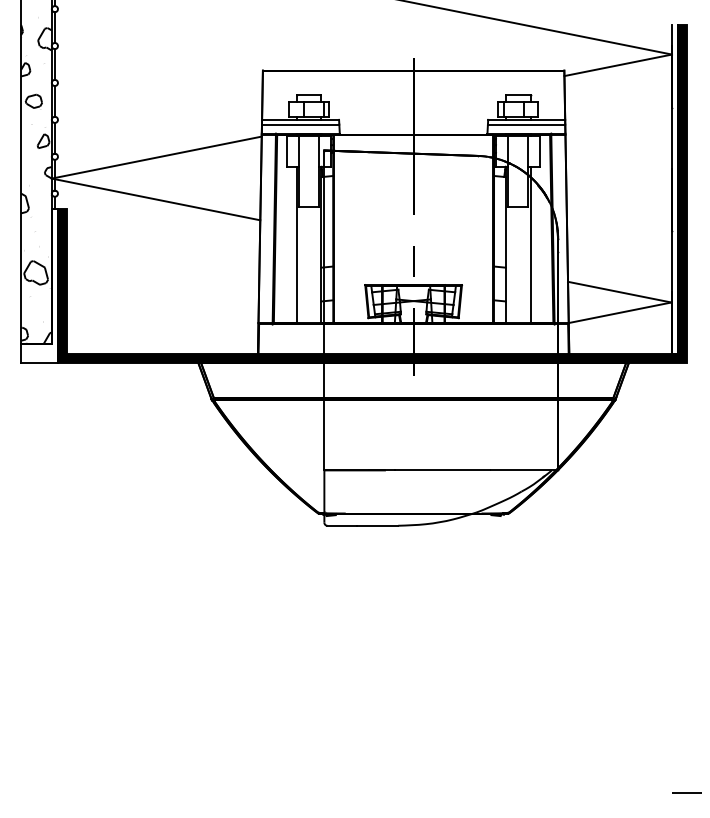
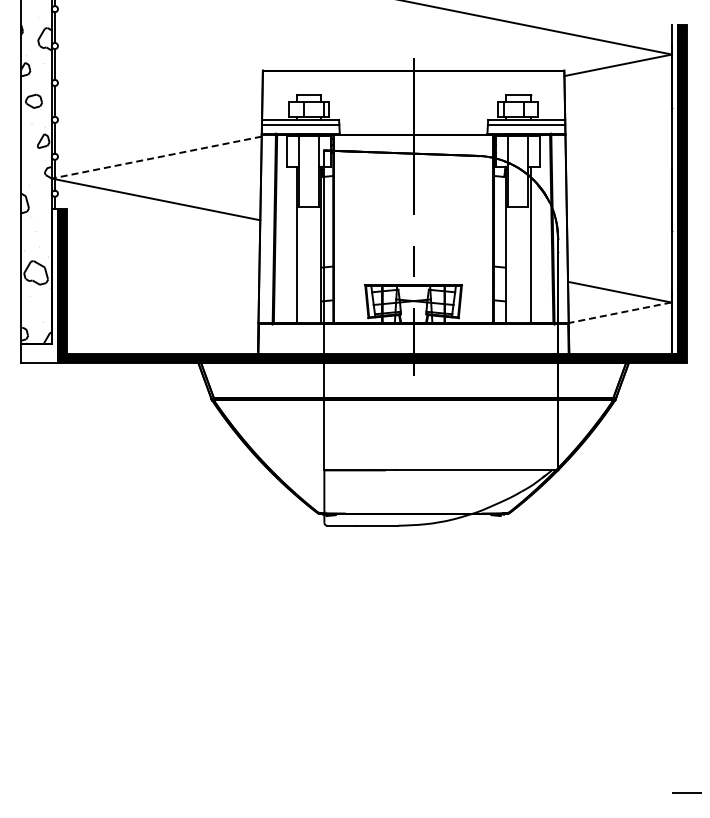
line: solid -> dashed (156, 157)
line: solid -> dashed (619, 312)
